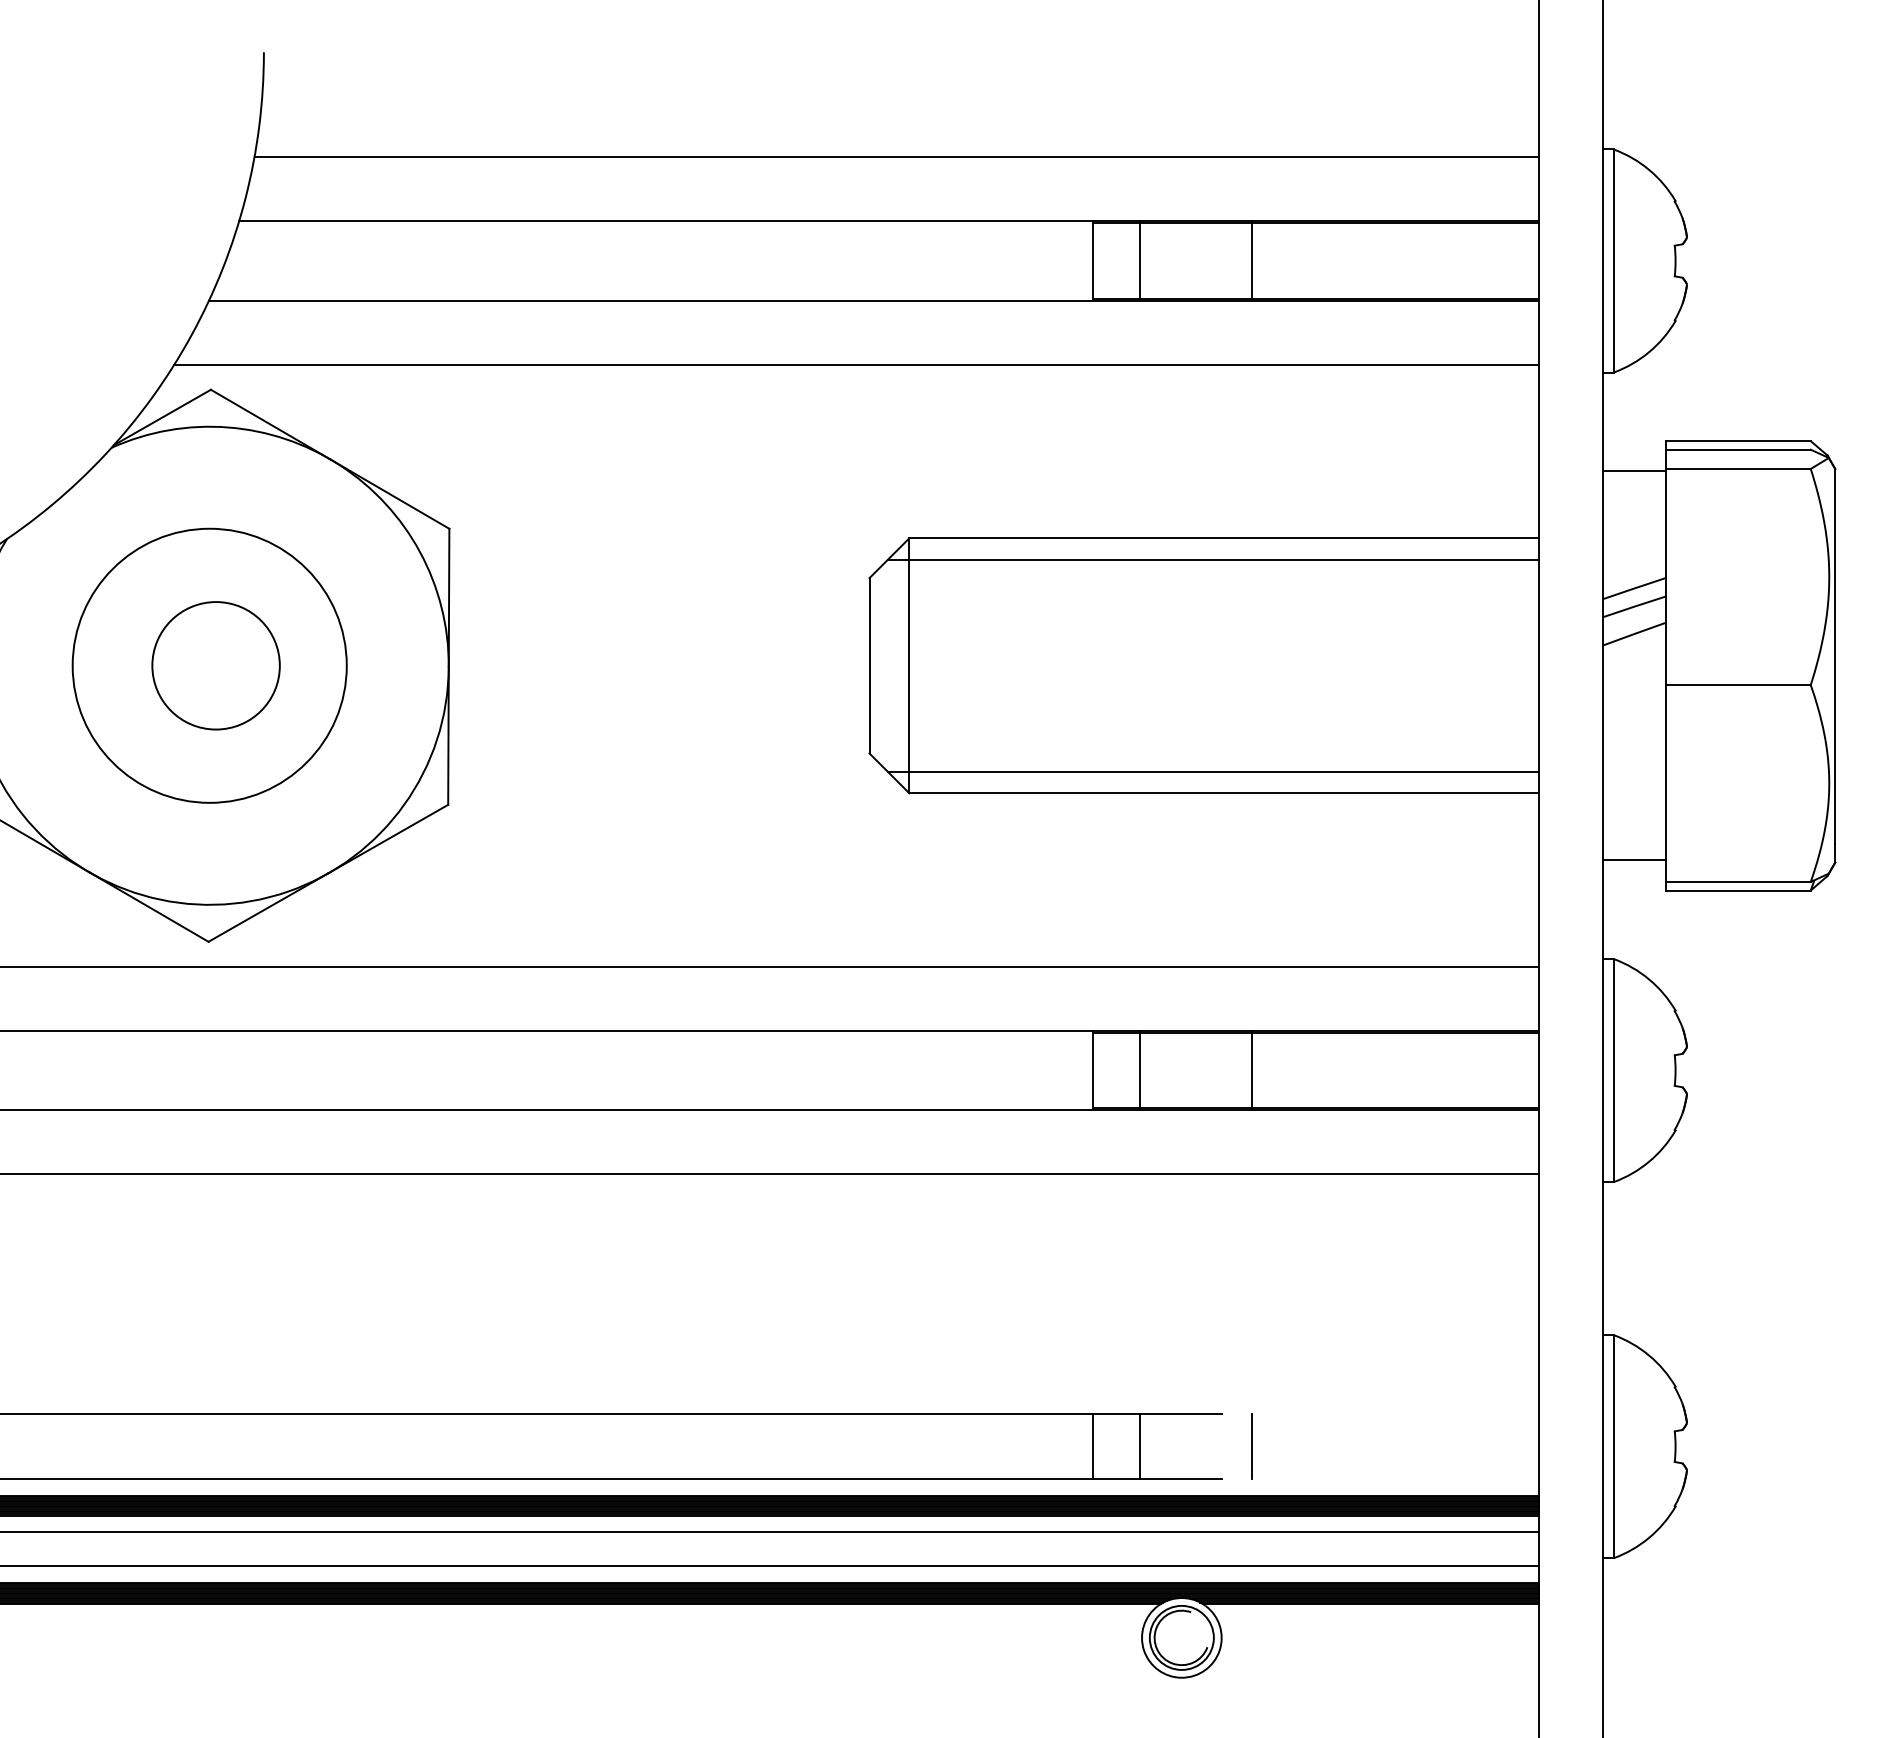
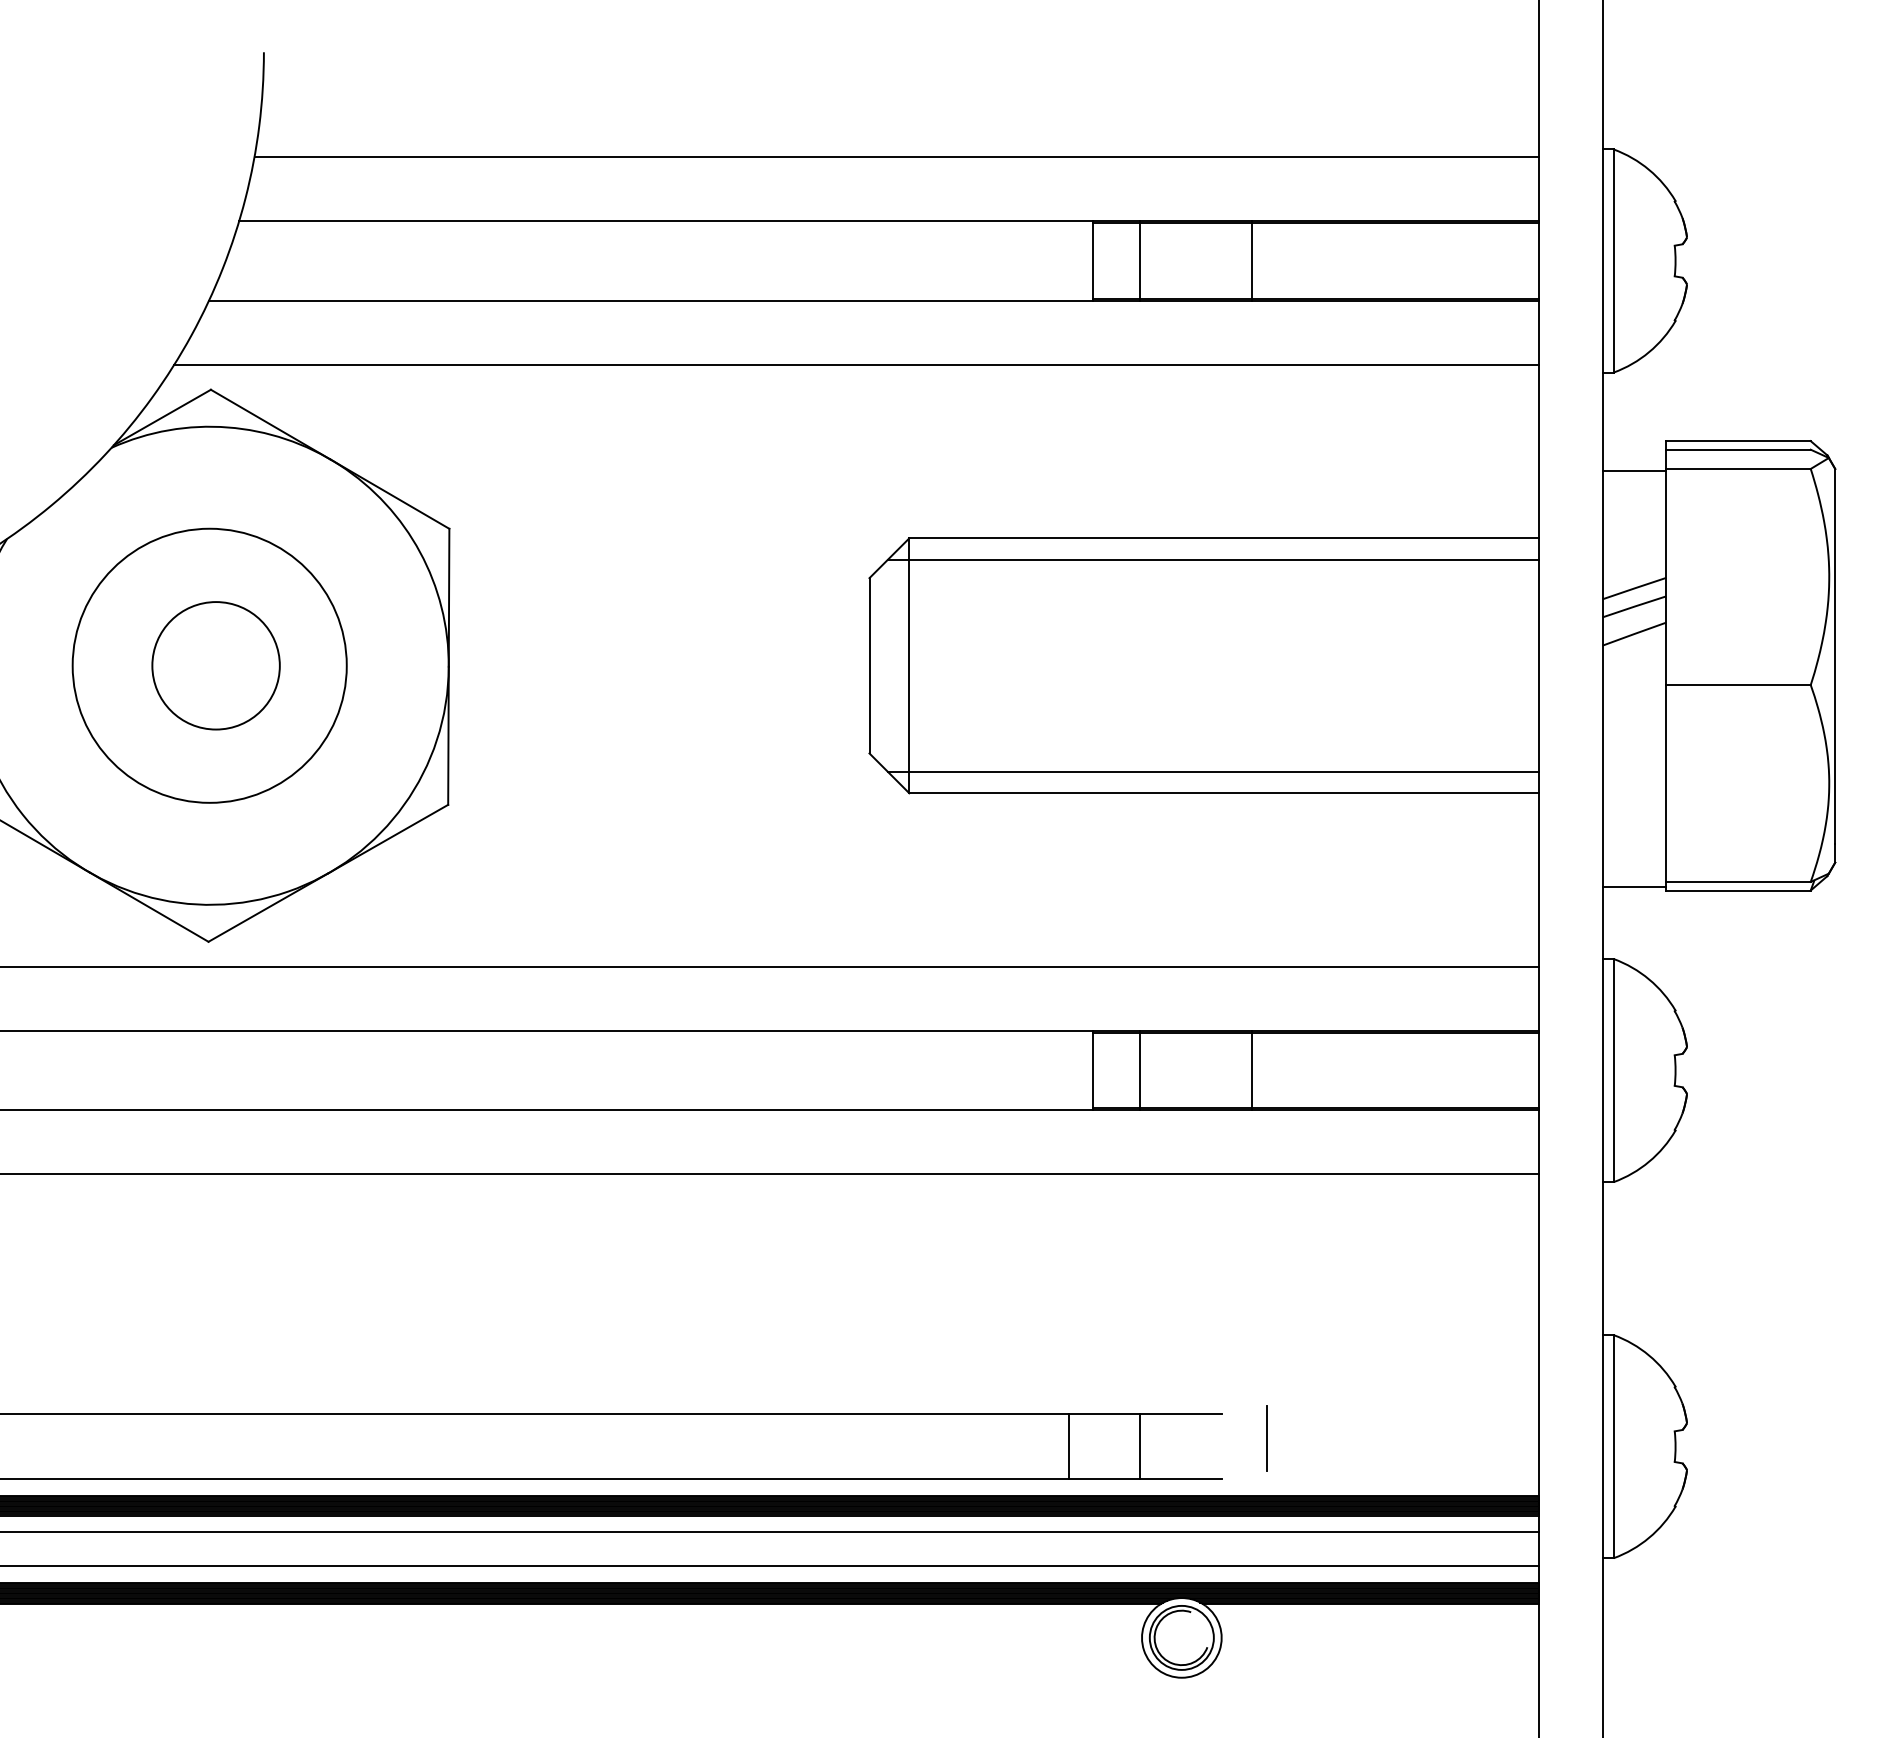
line position: (1634, 860) -> (1634, 887) (1634, 887)
line position: (1092, 1446) -> (1068, 1446) (1068, 1446)
line position: (1251, 1446) -> (1266, 1438) (1266, 1438)
